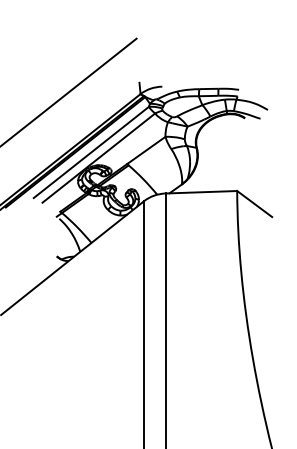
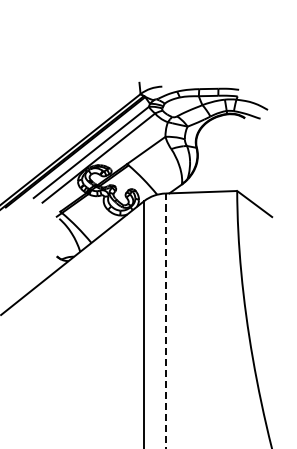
line: present -> none (69, 91)
line: solid -> dashed (165, 321)
